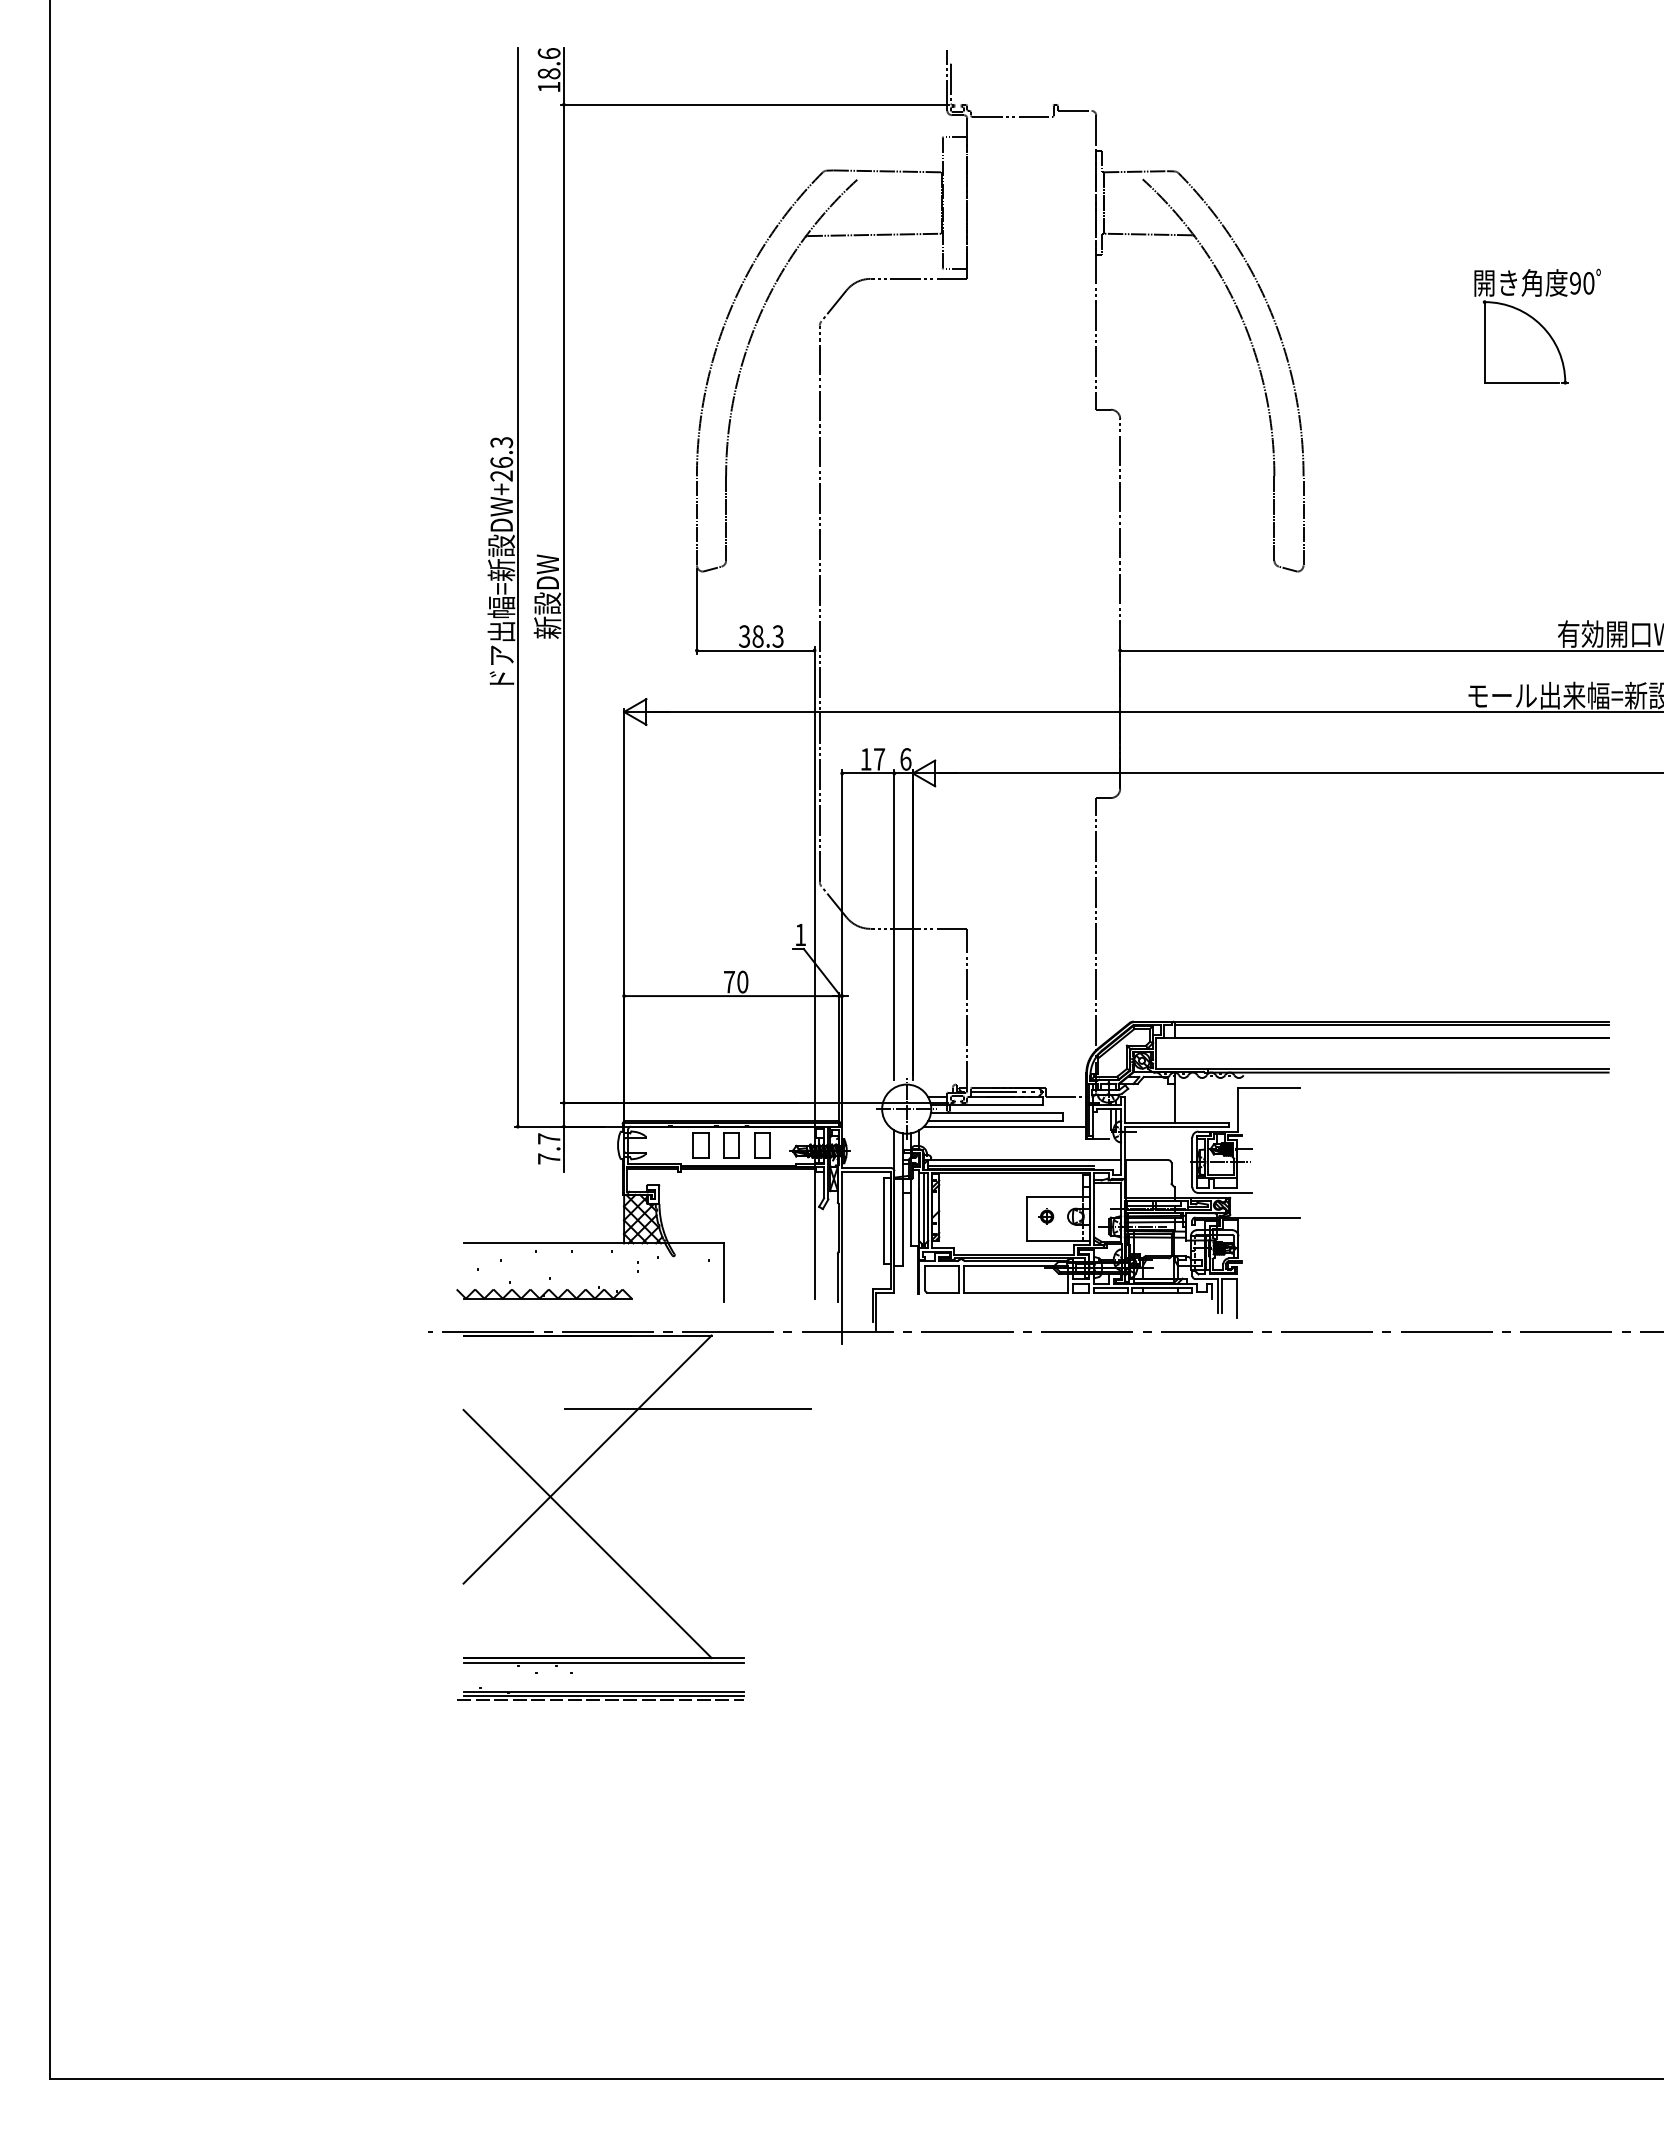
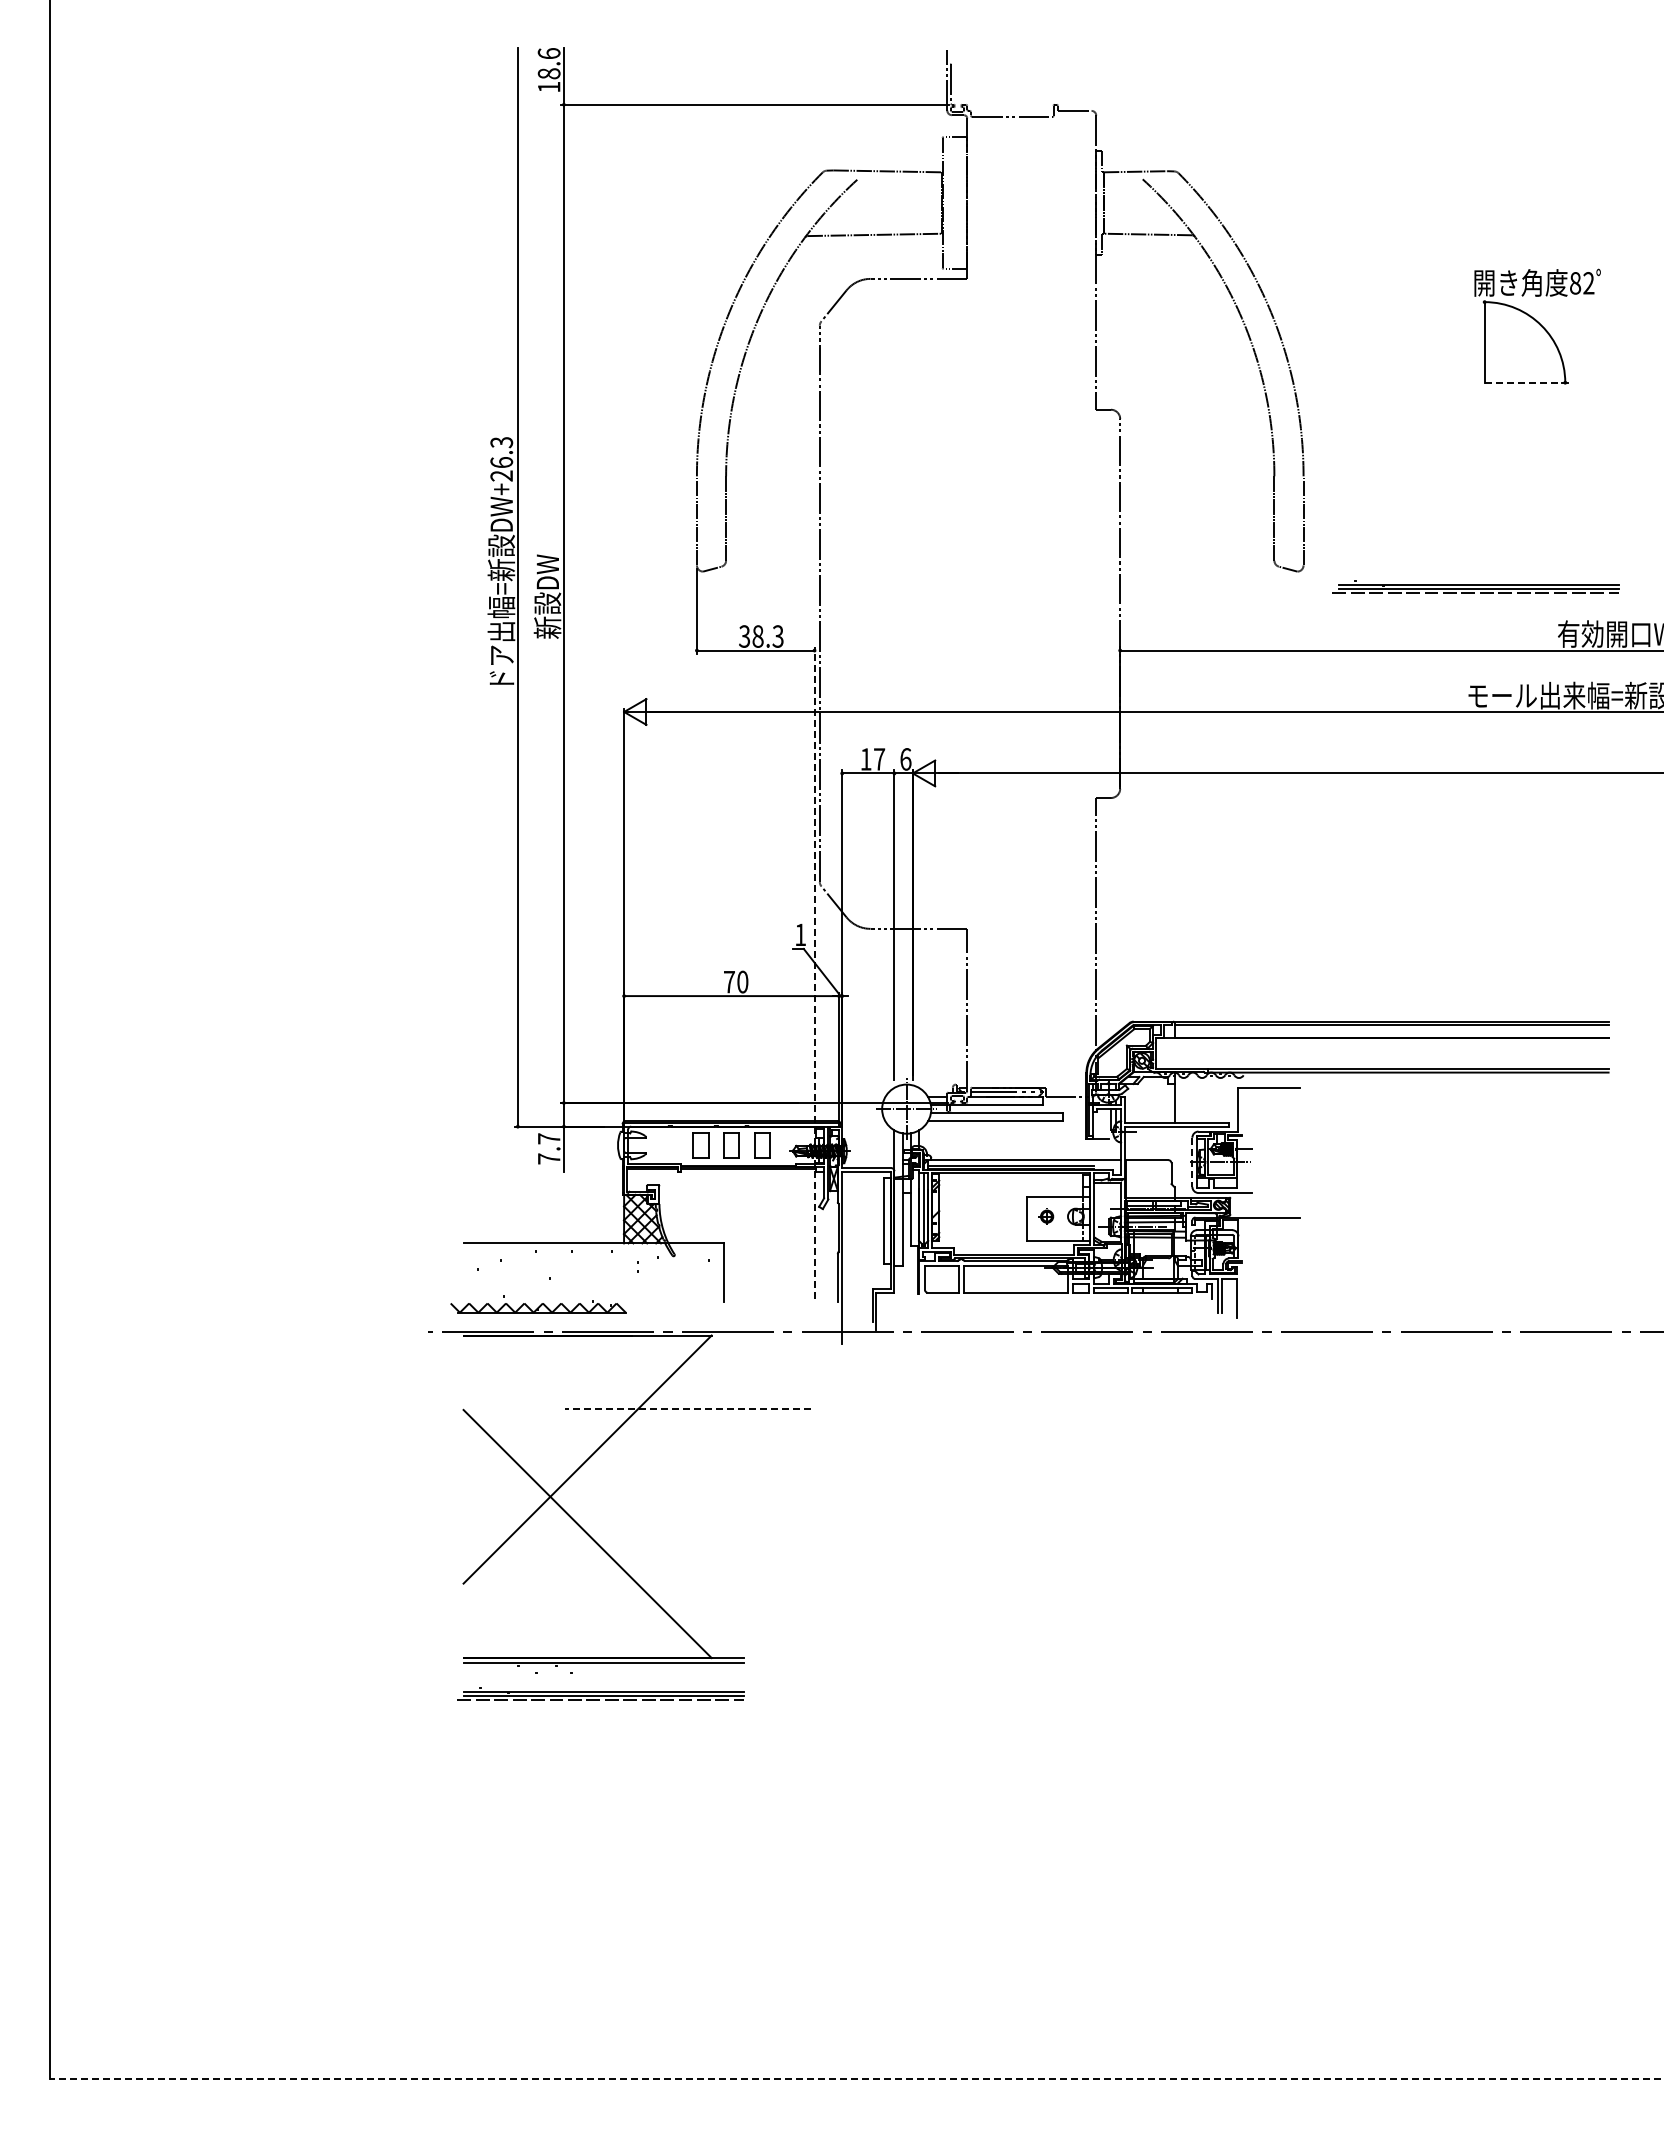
text: 90 -> 82 (1582, 283)
line: solid -> dashed (1521, 382)
part: none -> present (1475, 586)
line: solid -> dashed (814, 973)
line: present -> none (1004, 1126)
line: solid -> dashed (1192, 1162)
part position: (544, 1290) -> (538, 1304) (538, 1304)
line: solid -> dashed (687, 1408)
line: solid -> dashed (856, 2078)
